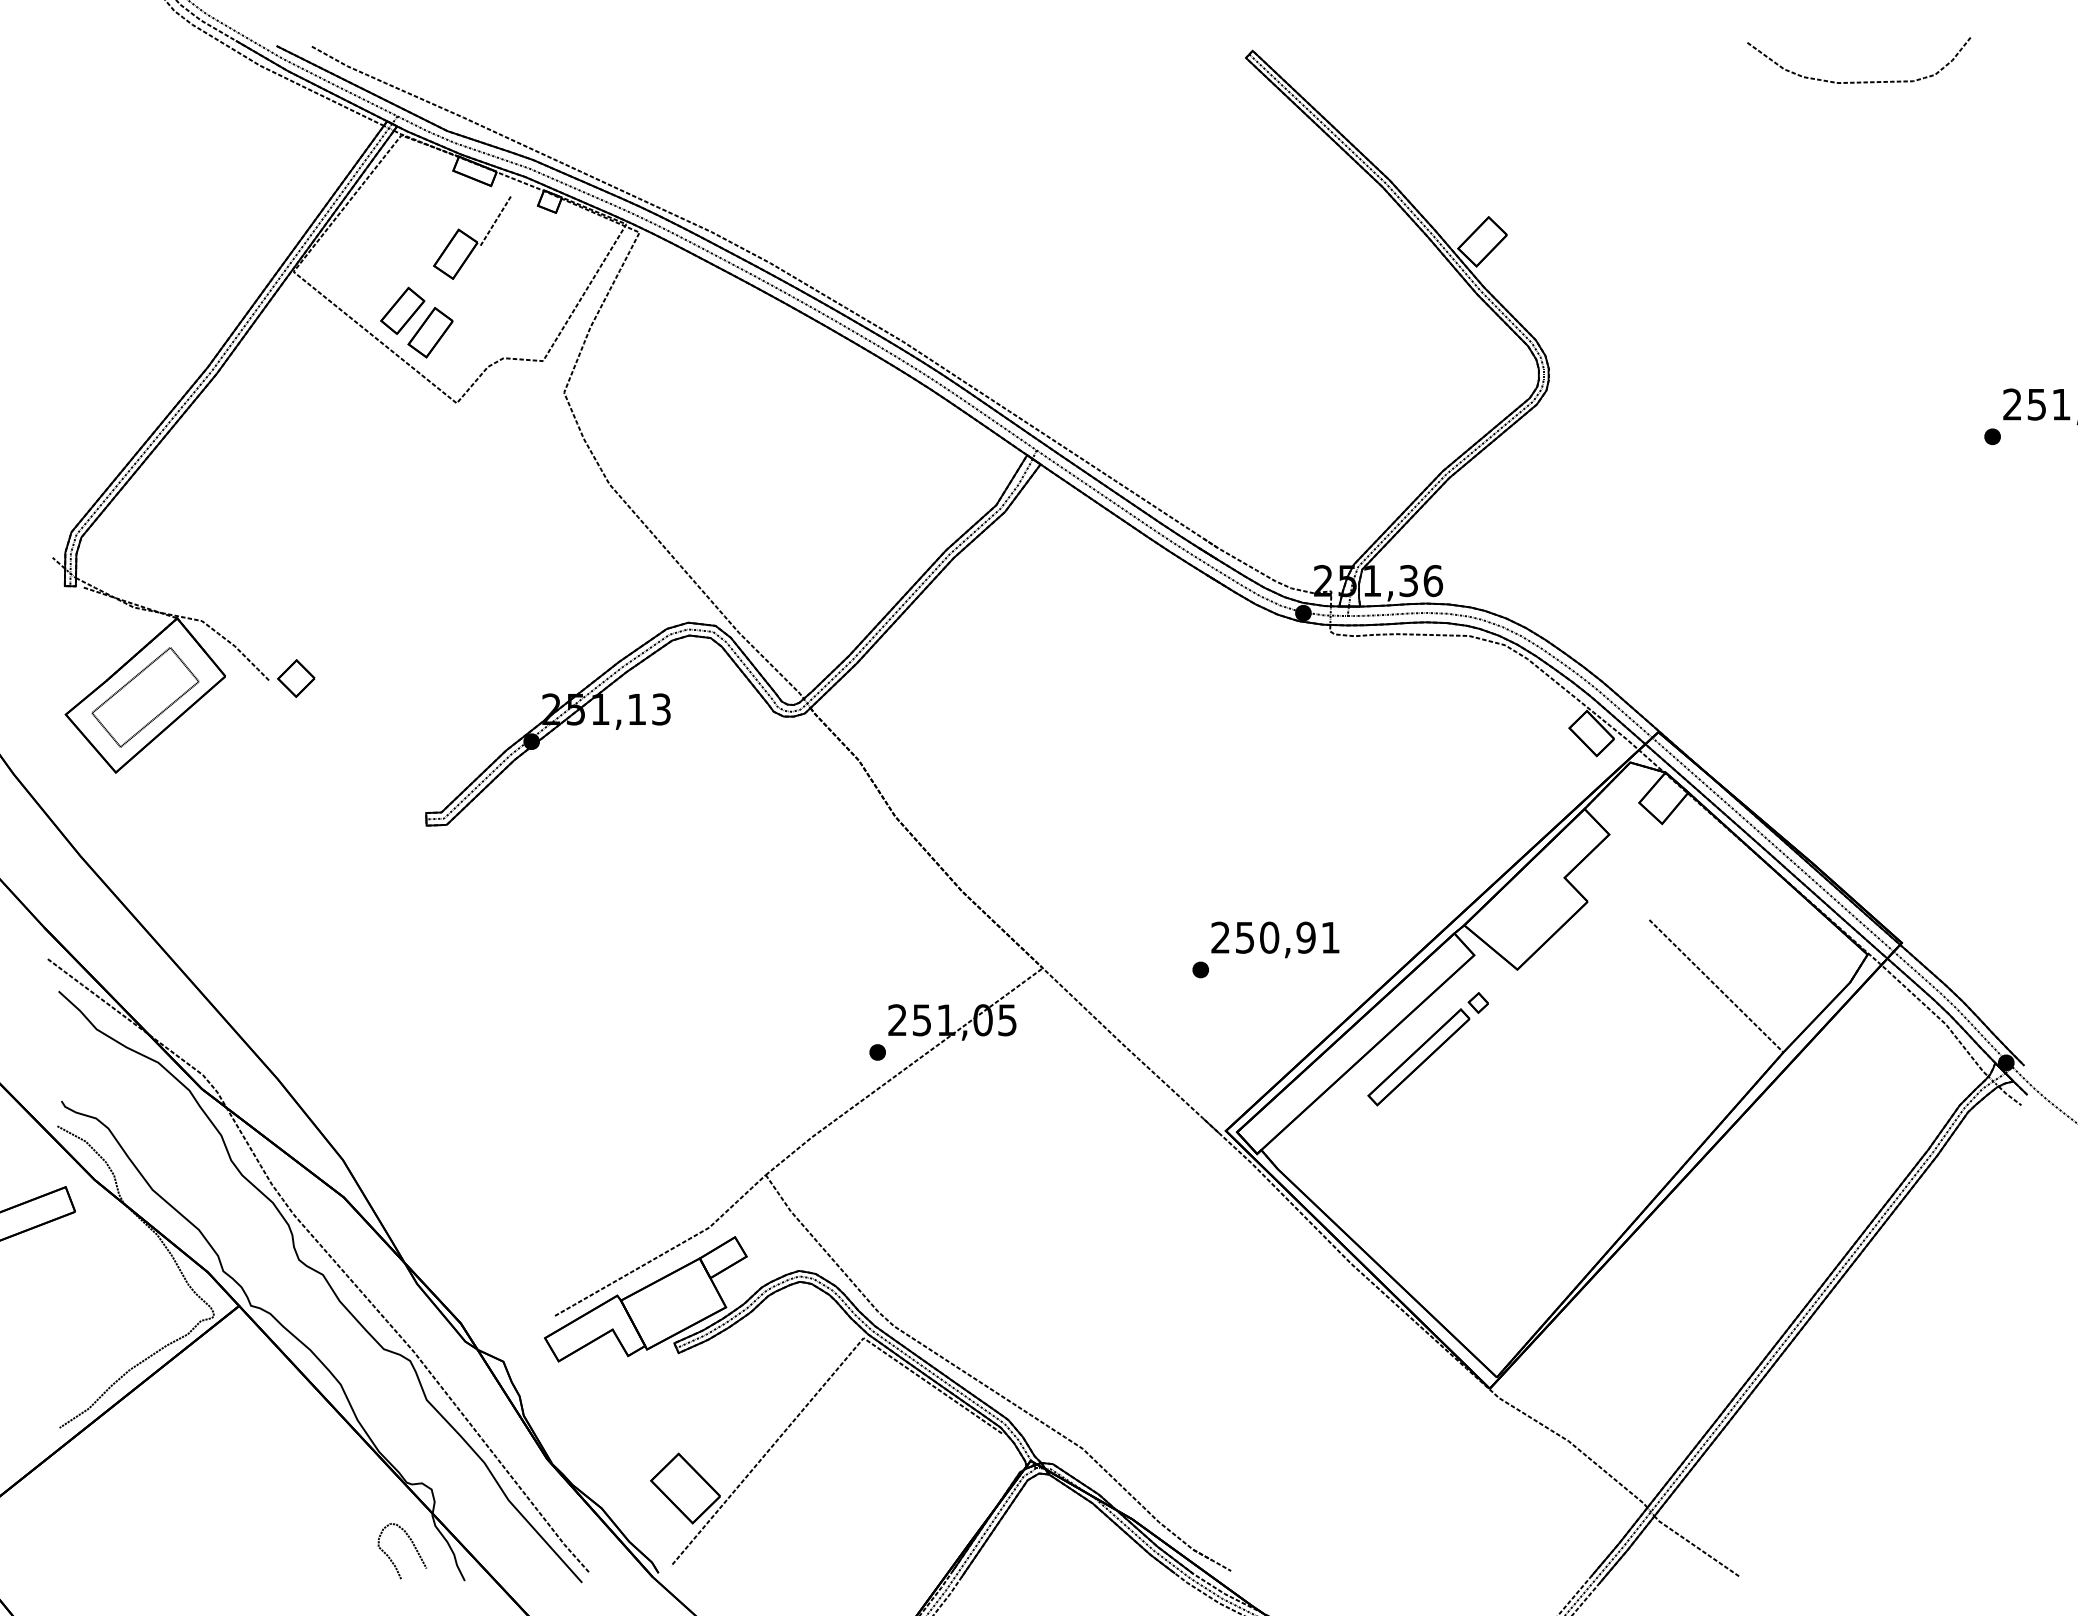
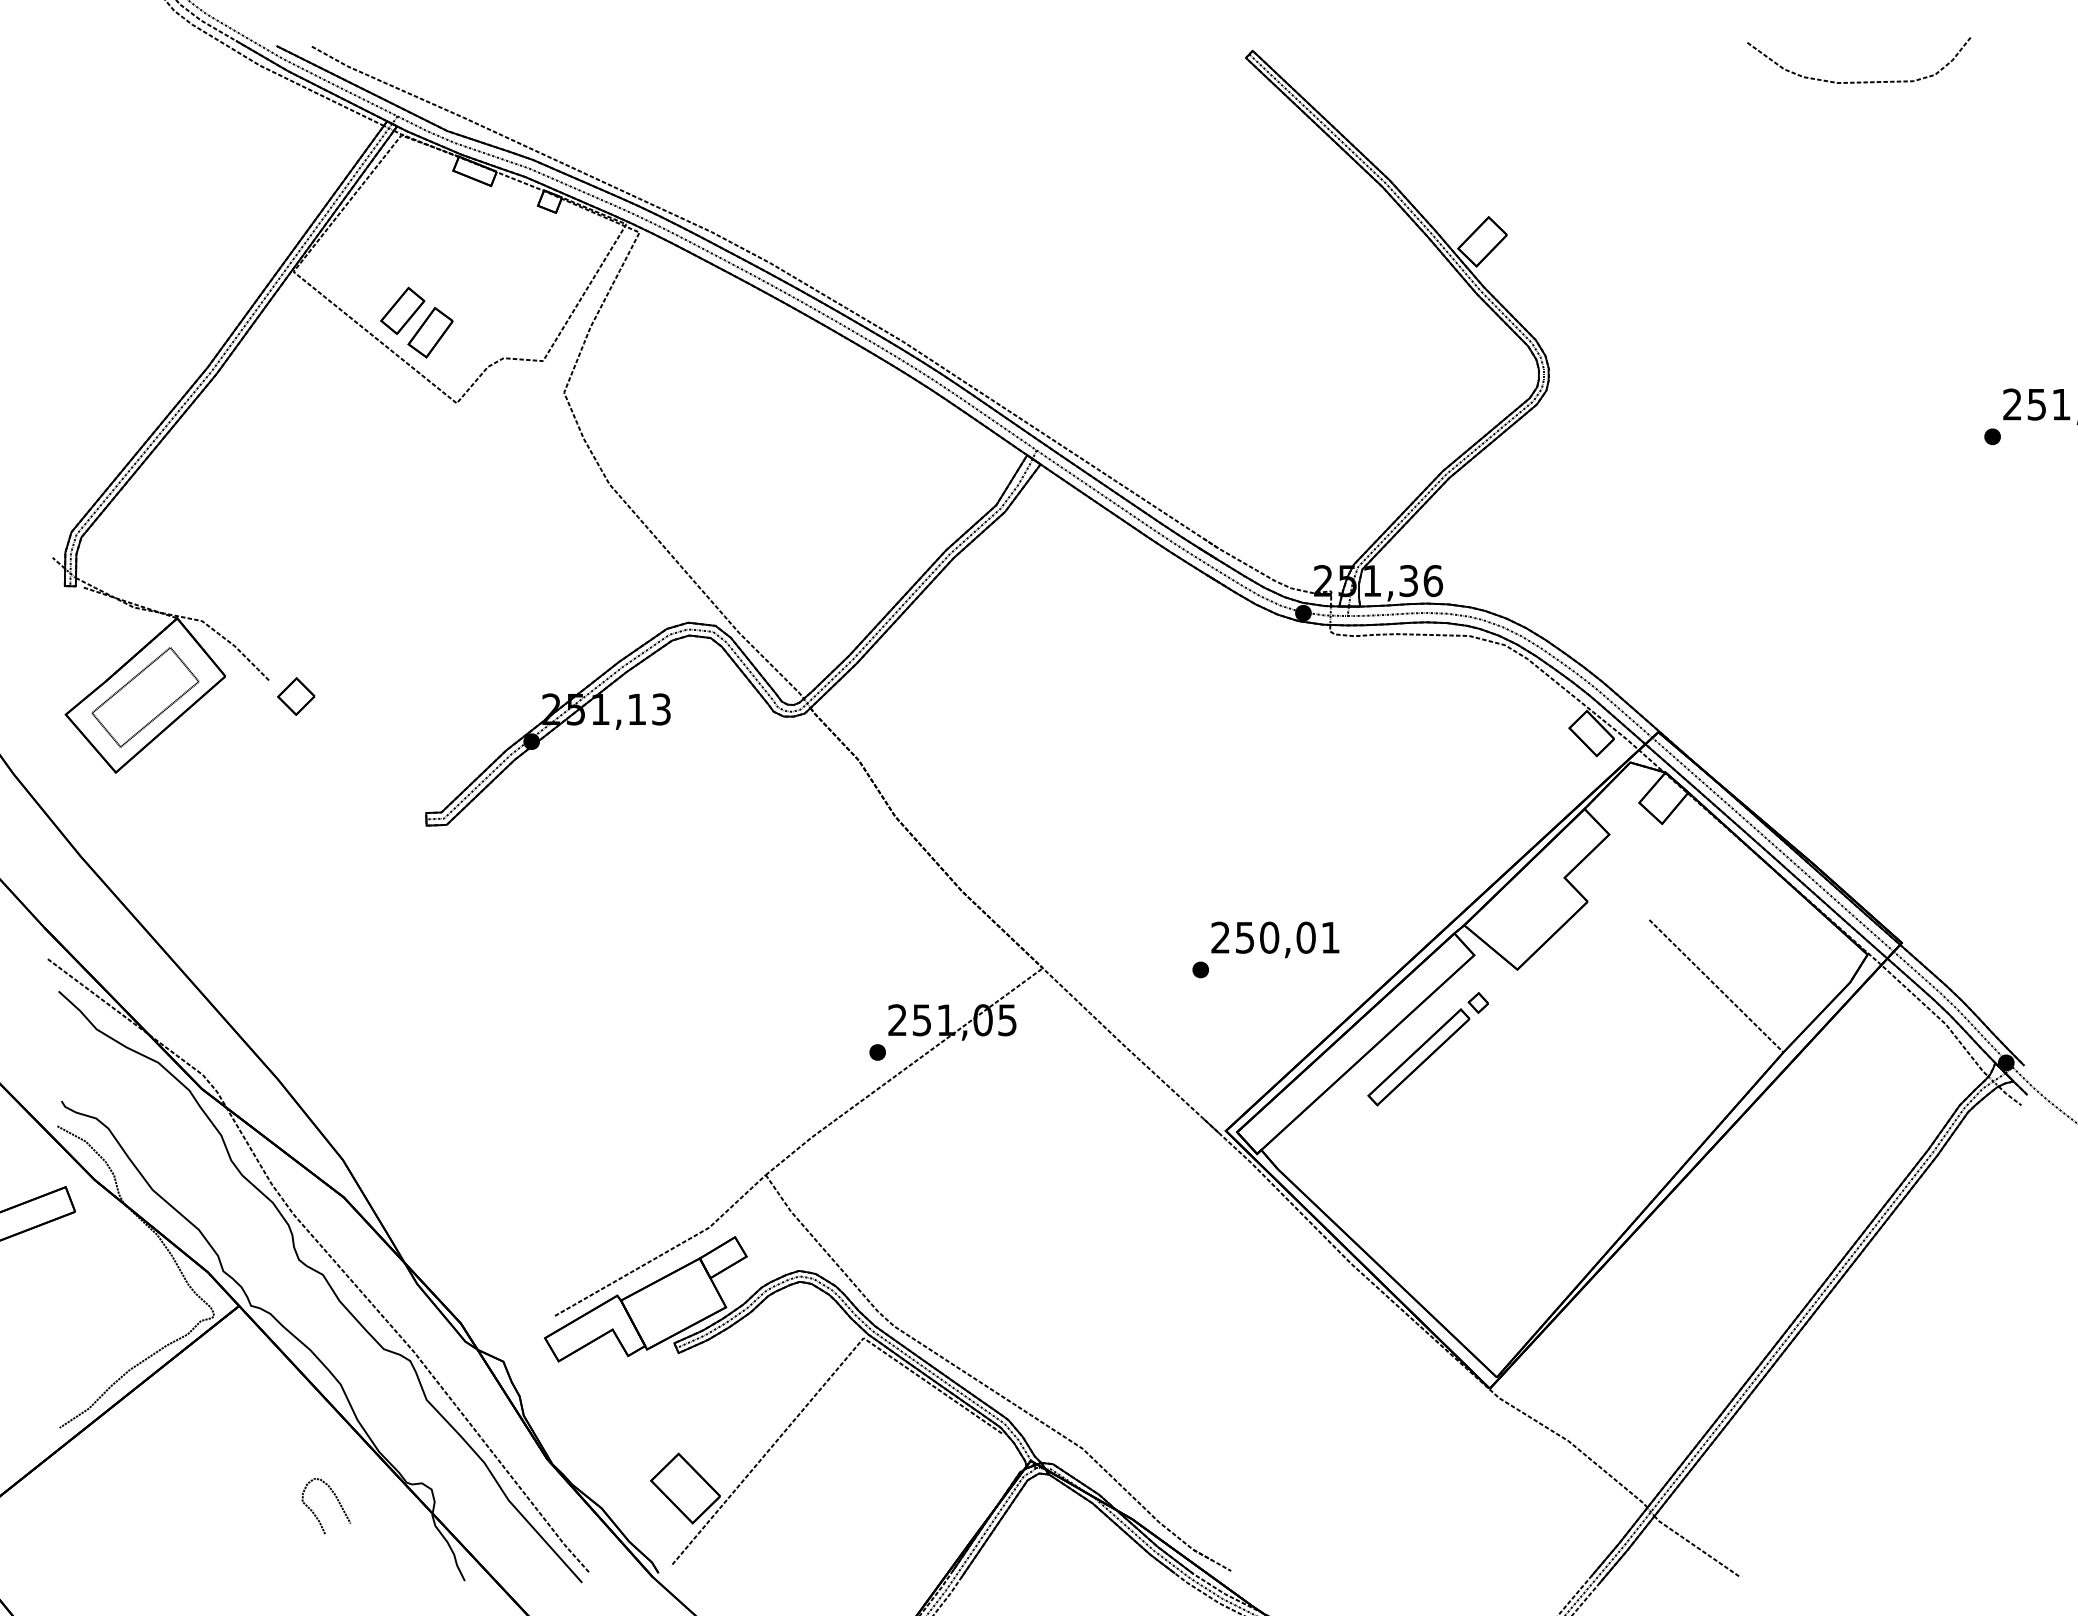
part: present -> none (472, 237)
part position: (296, 678) -> (296, 696) (296, 696)
text: 250,91 -> 250,01 (1305, 937)
curve position: (413, 1546) -> (337, 1501) (337, 1501)
